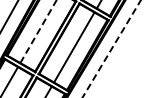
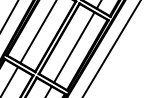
line: dashed -> solid (38, 31)
line: dashed -> solid (111, 49)
